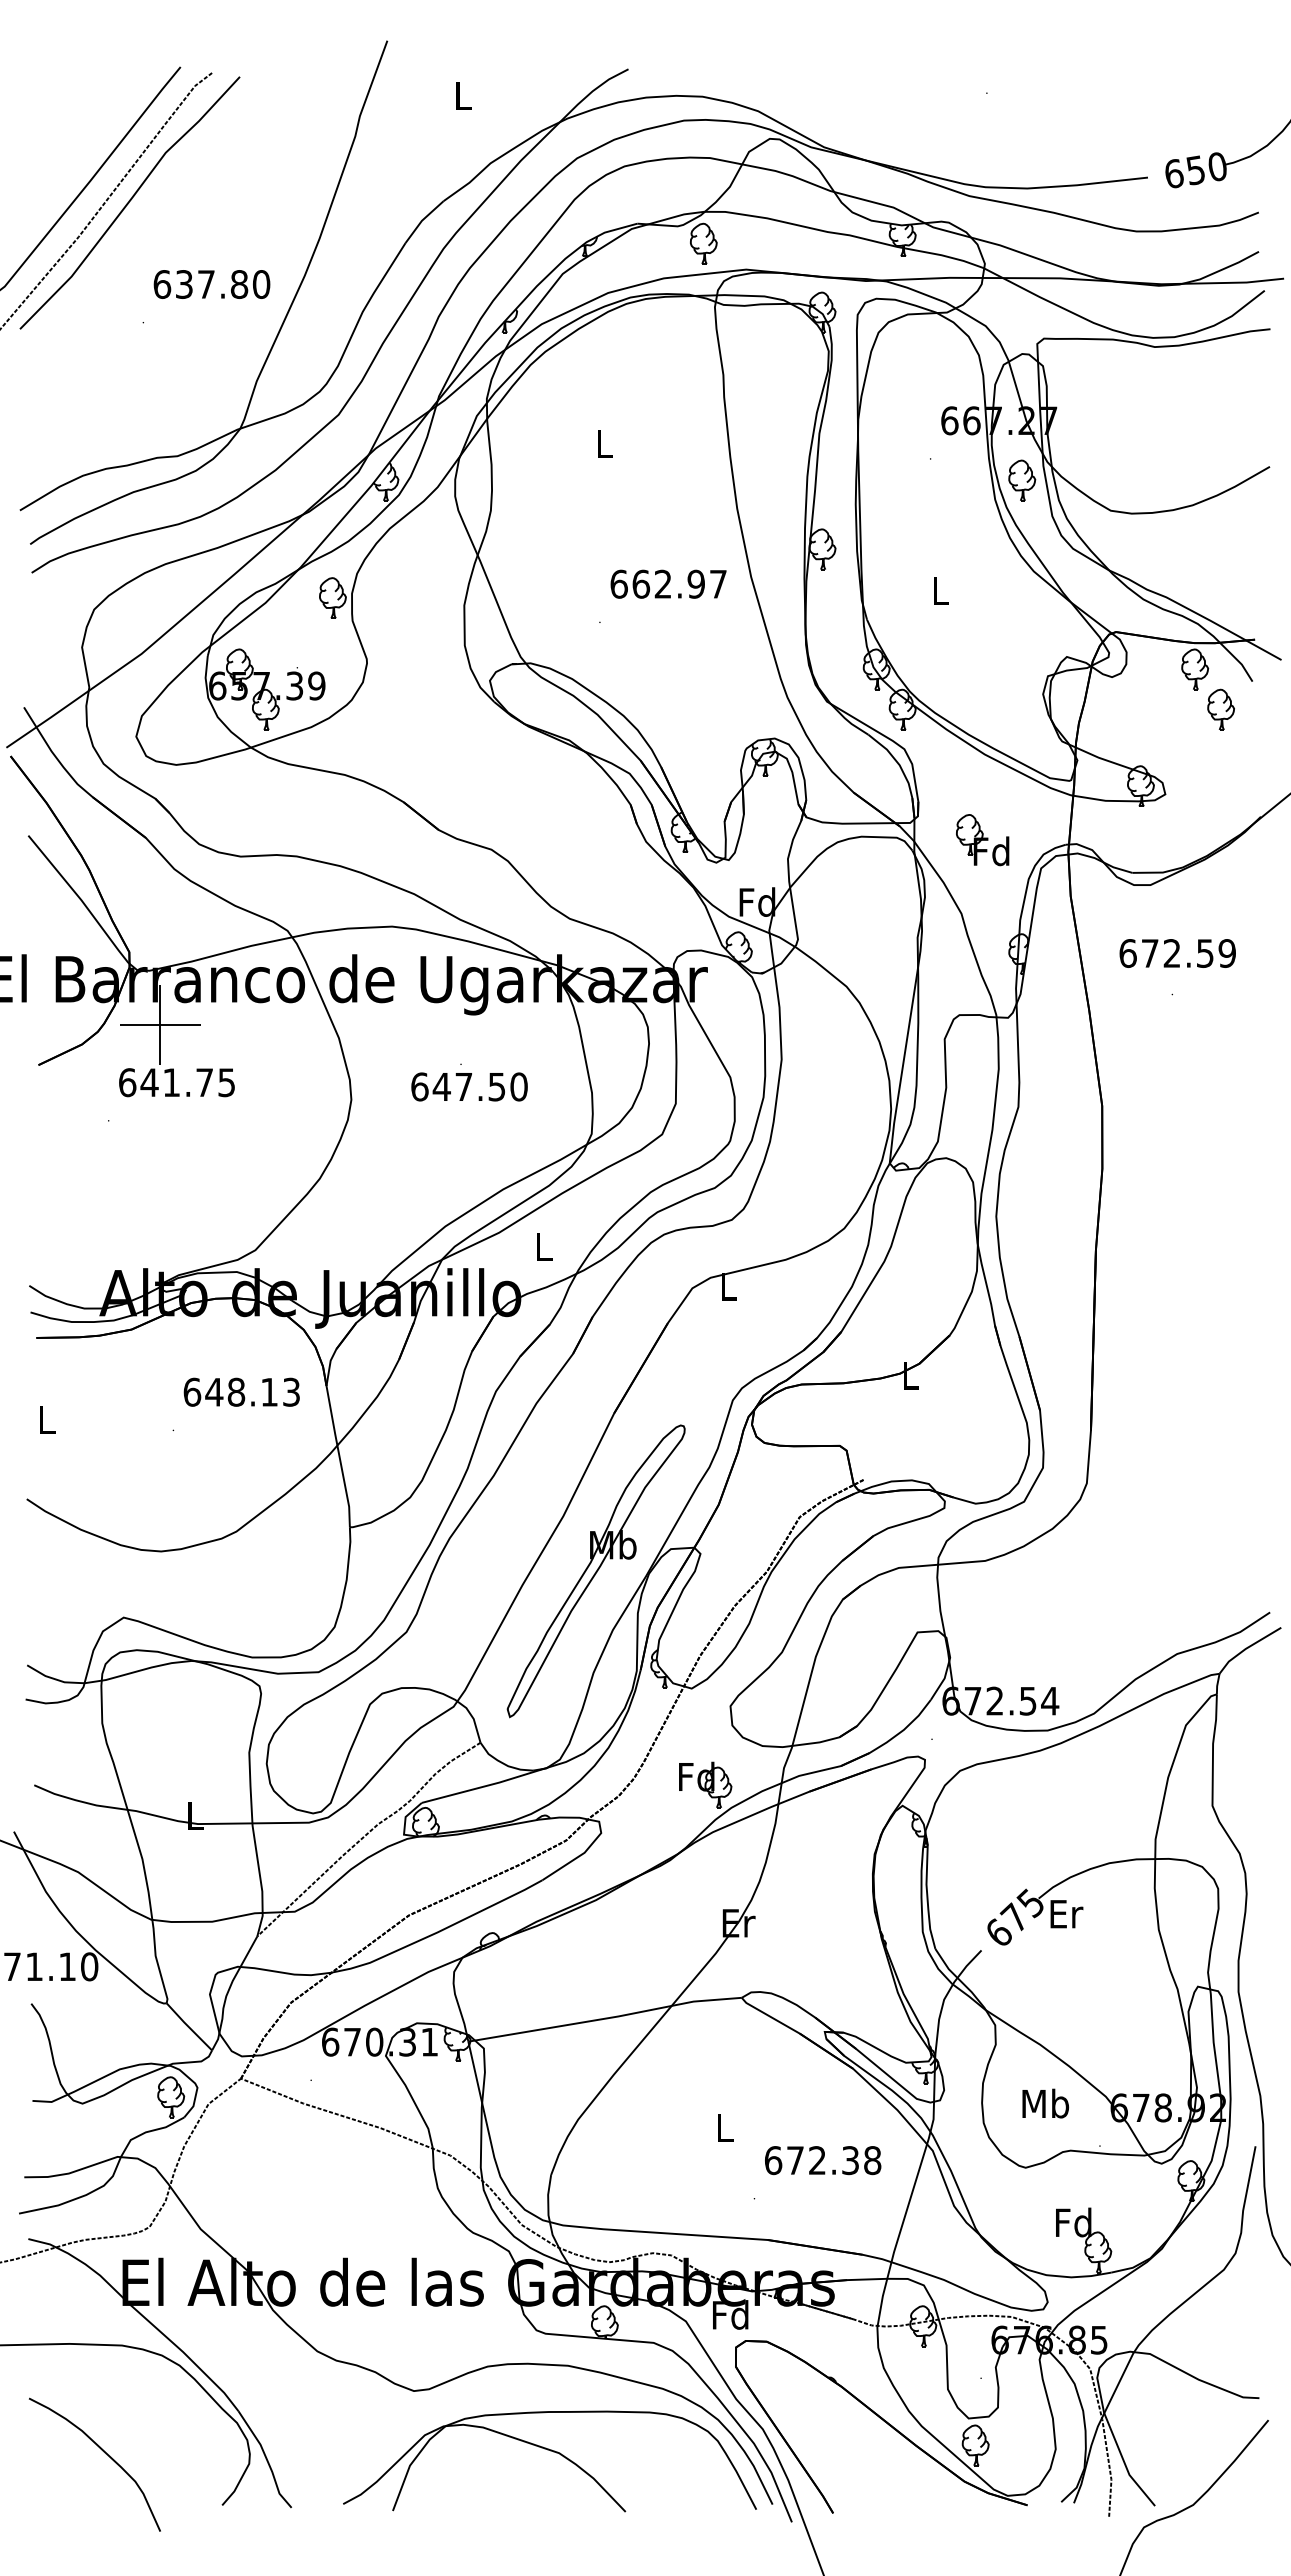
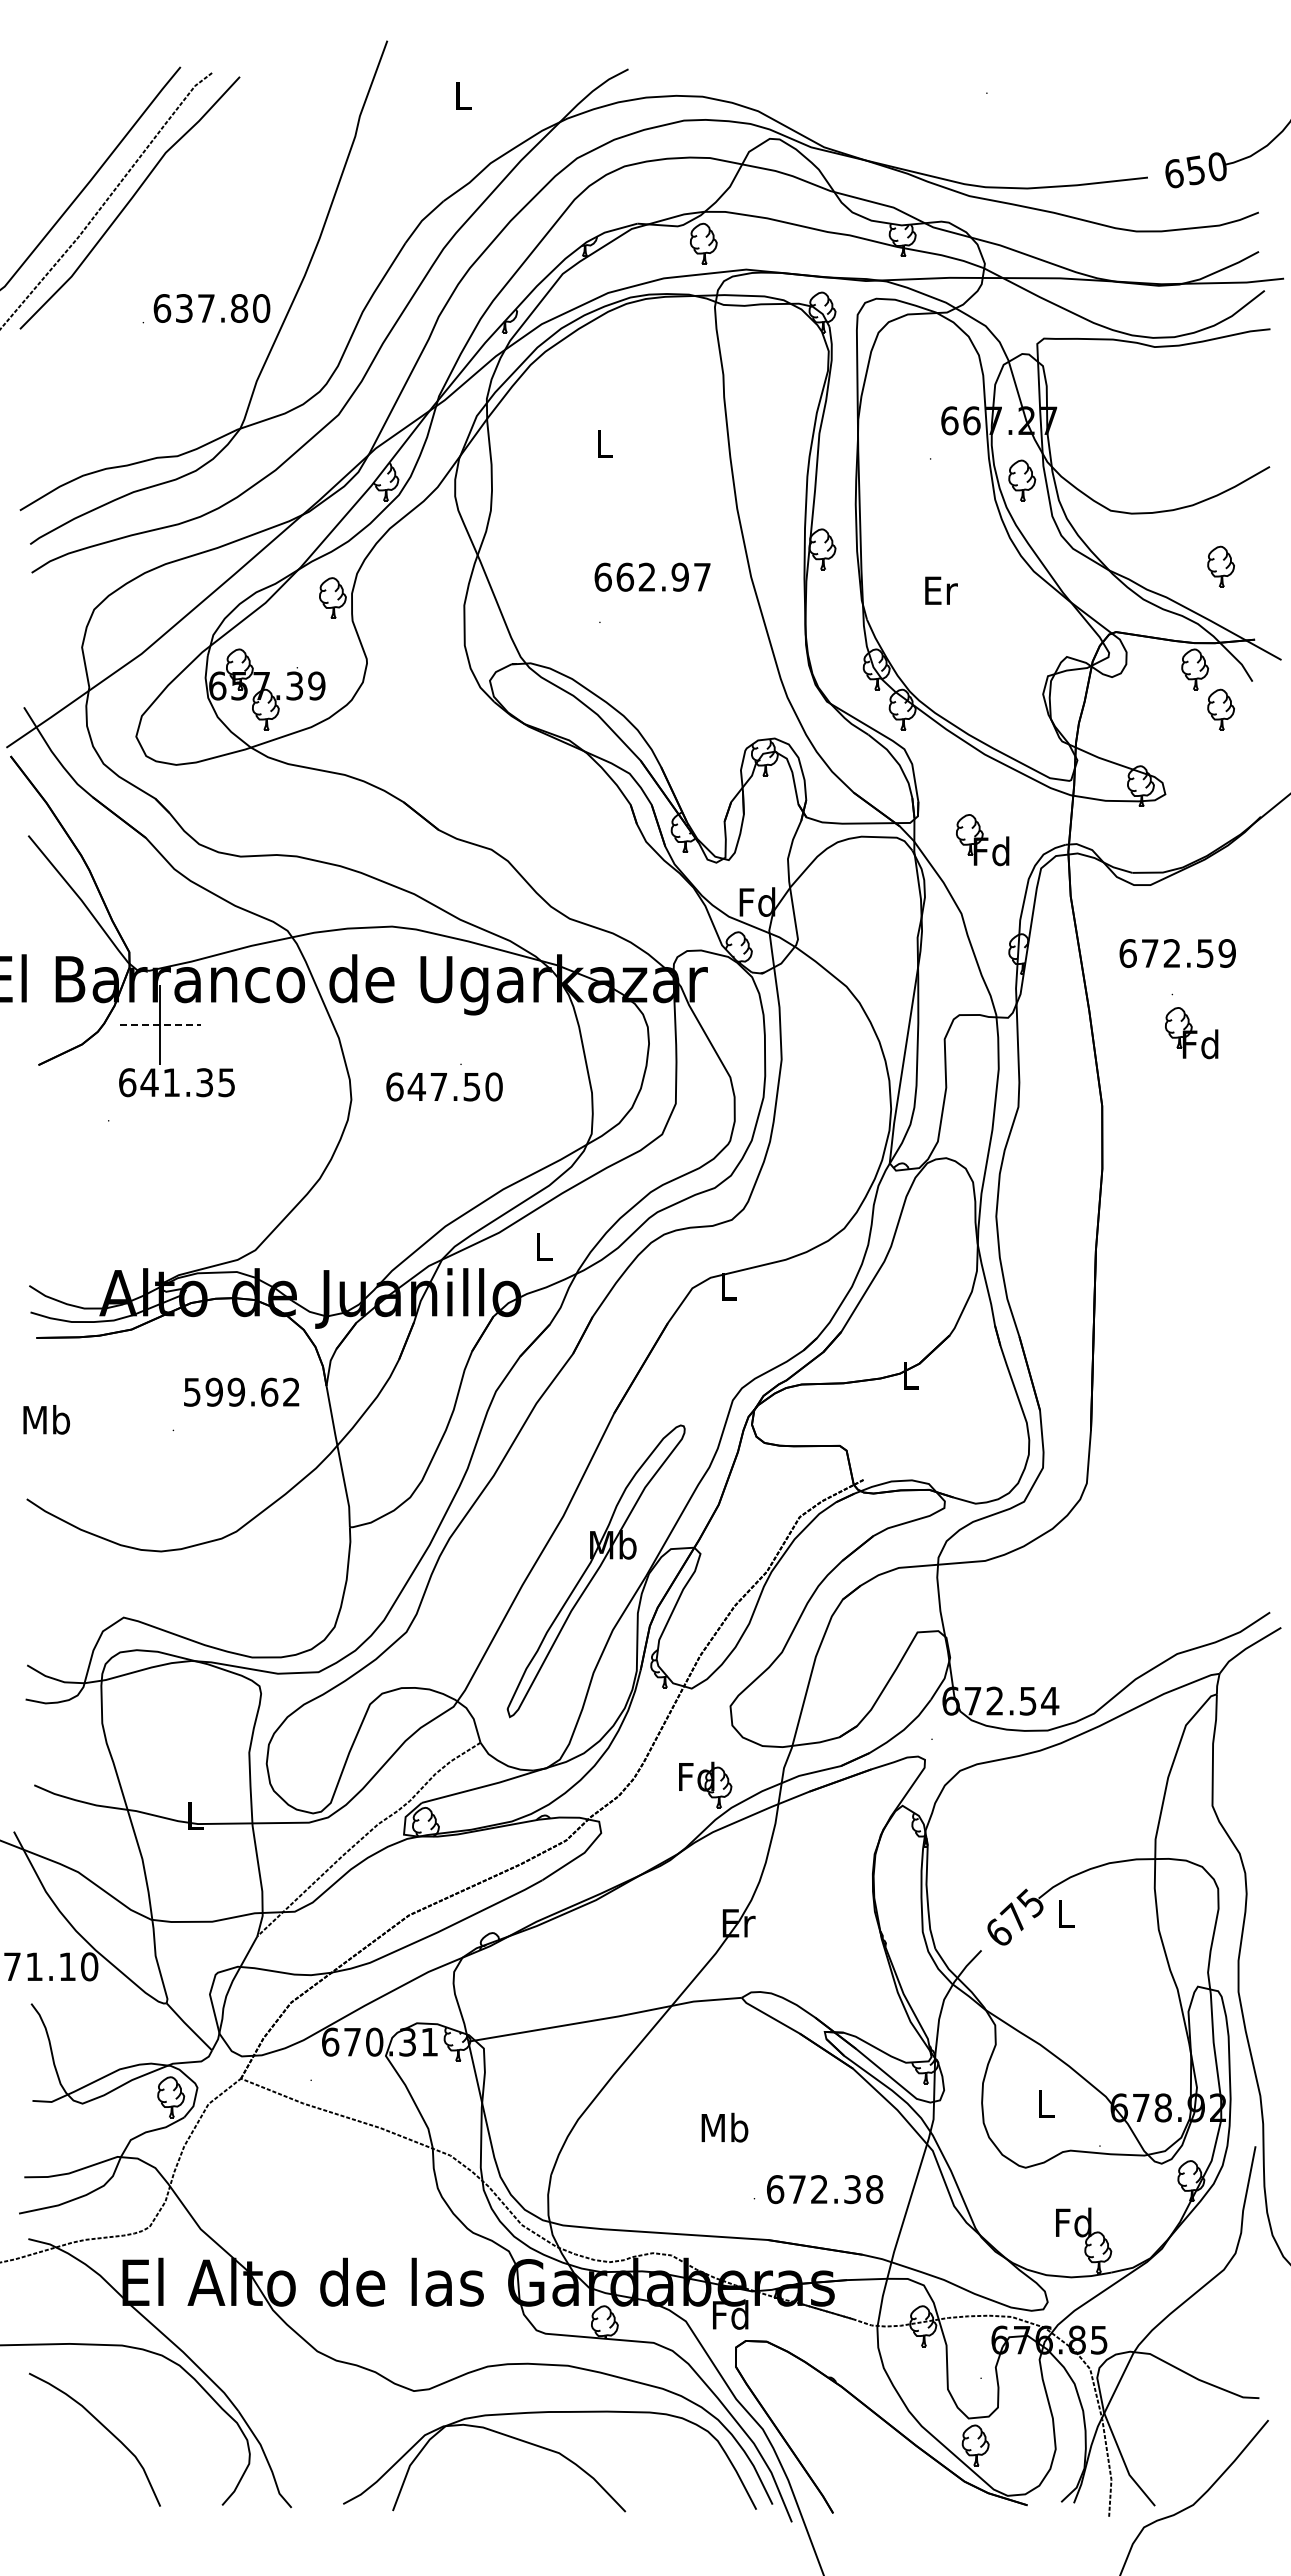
text position: (211, 284) -> (211, 308) (211, 308)
part: none -> present (1220, 566)
text position: (668, 583) -> (652, 576) (652, 576)
text: L -> Er (941, 590)
line: solid -> dashed (160, 1025)
part: none -> present (1191, 1033)
text: 641.75 -> 641.35 (204, 1082)
text position: (469, 1086) -> (444, 1086) (444, 1086)
text: 648.13 -> 599.62 (241, 1391)
text: L -> Mb (46, 1419)
text: Er -> L (1066, 1914)
text: Mb -> L (1045, 2103)
text: L -> Mb (724, 2127)
text position: (823, 2160) -> (825, 2189) (825, 2189)
curve position: (104, 2453) -> (104, 2428) (104, 2428)
